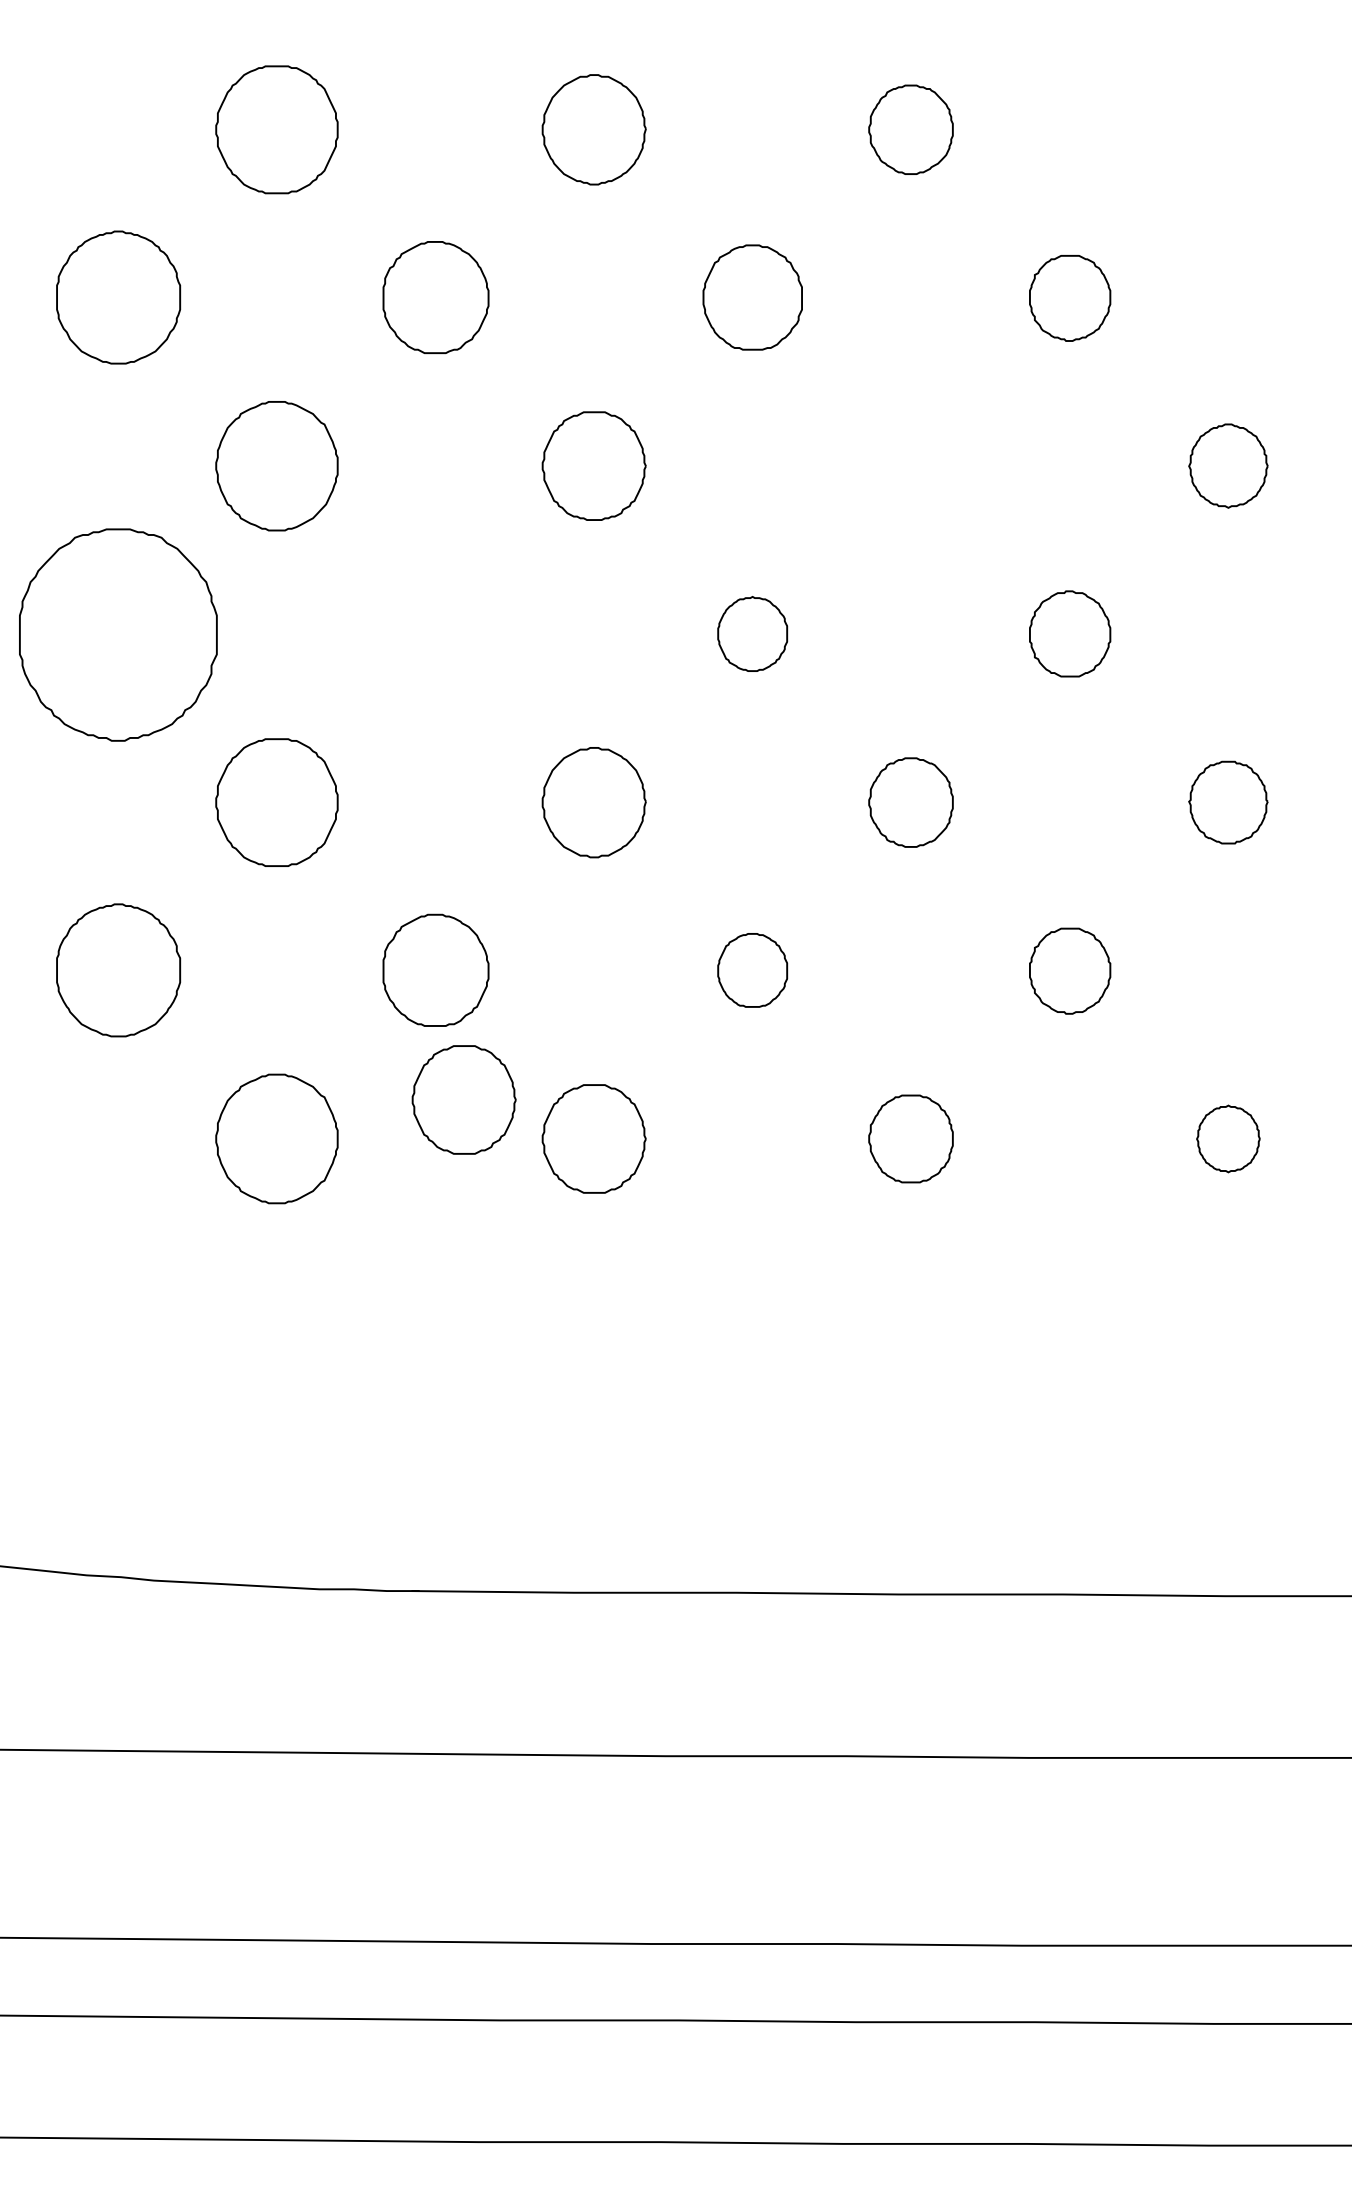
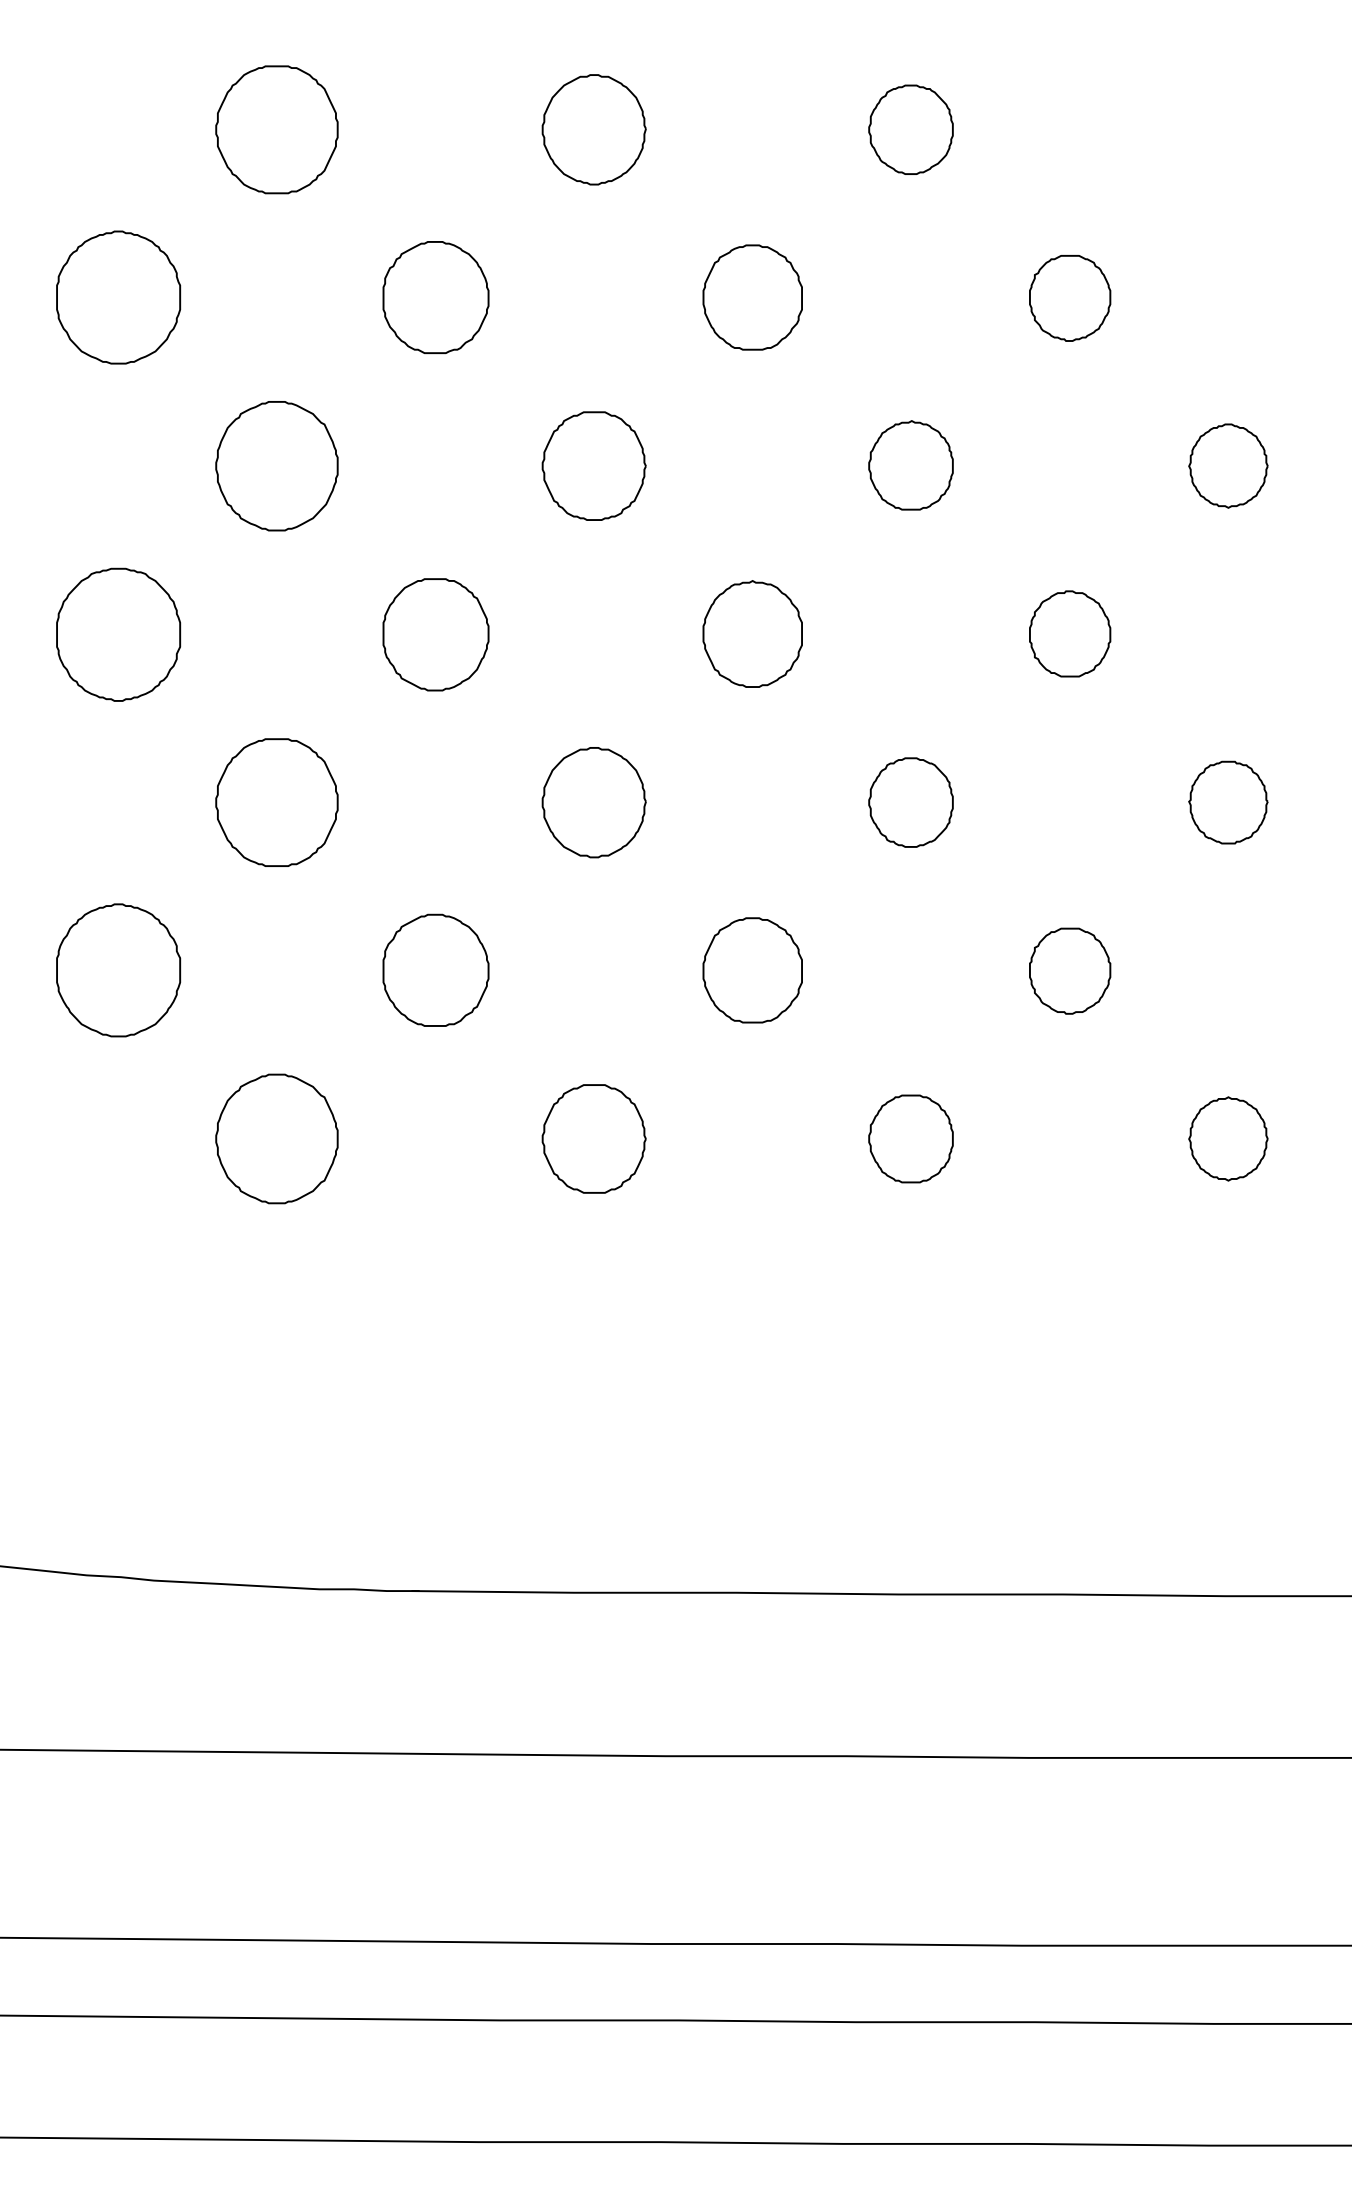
part: none -> present (910, 465)
part size: 72x76 px -> 101x108 px (752, 633)
part size: 199x214 px -> 126x135 px (118, 634)
part: none -> present (435, 634)
part size: 72x75 px -> 101x107 px (752, 970)
part: present -> none (463, 1099)
part size: 65x70 px -> 81x86 px (1228, 1138)
